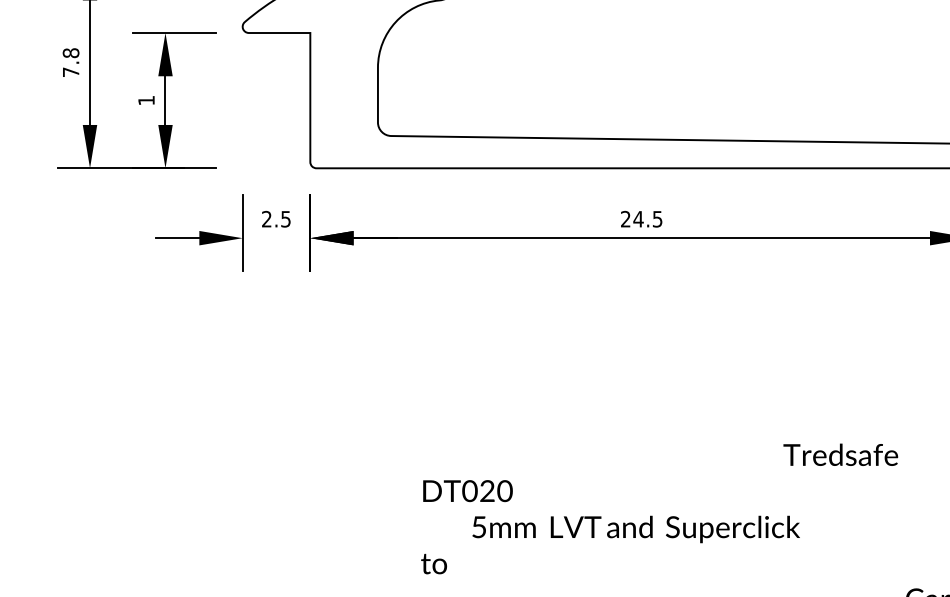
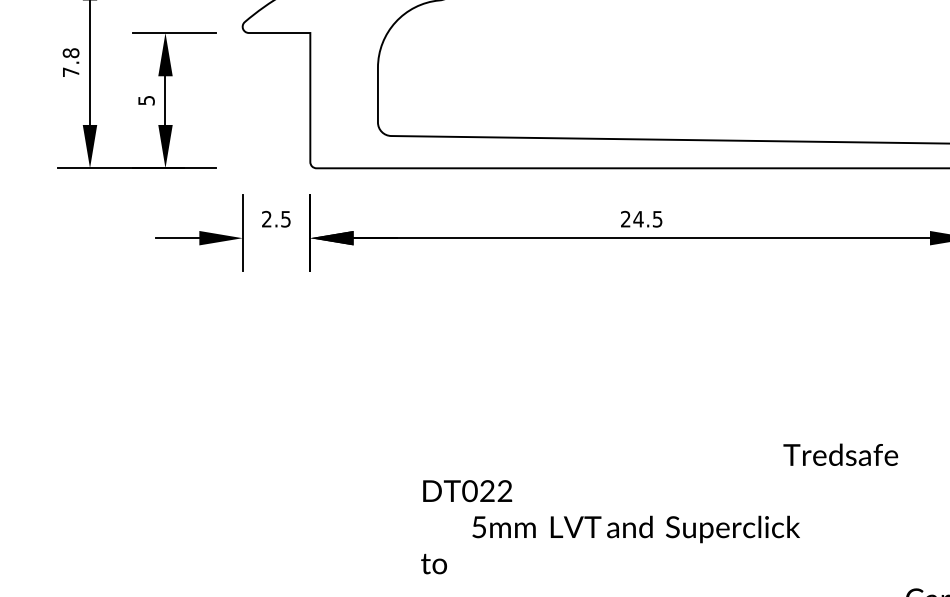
text: 1 -> 5 (146, 100)
text: DT020 -> DT022 (504, 491)
